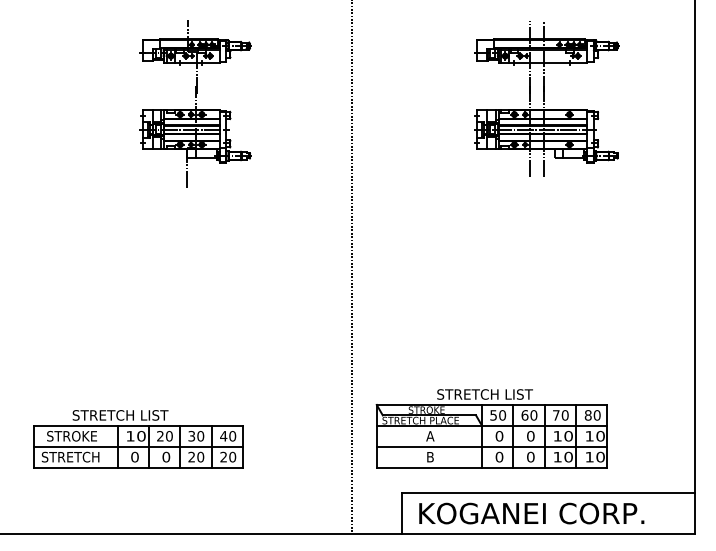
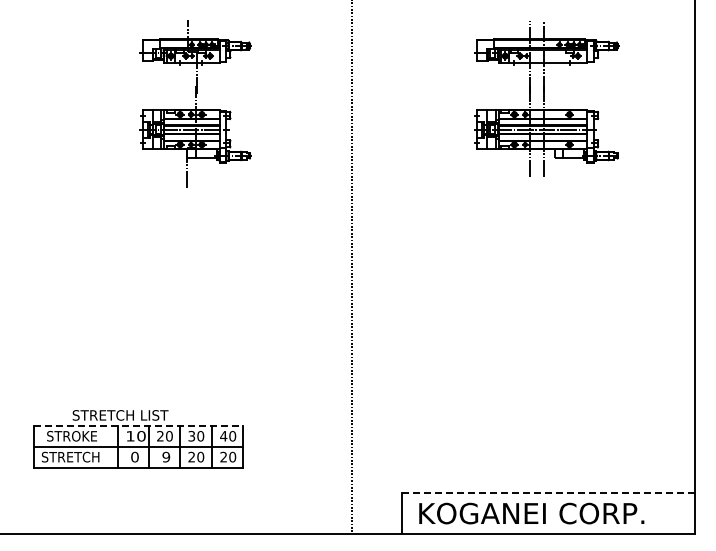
line: solid -> dashed (138, 425)
part: present -> none (491, 428)
text: 0 -> 9 (165, 457)
line: solid -> dashed (548, 492)
